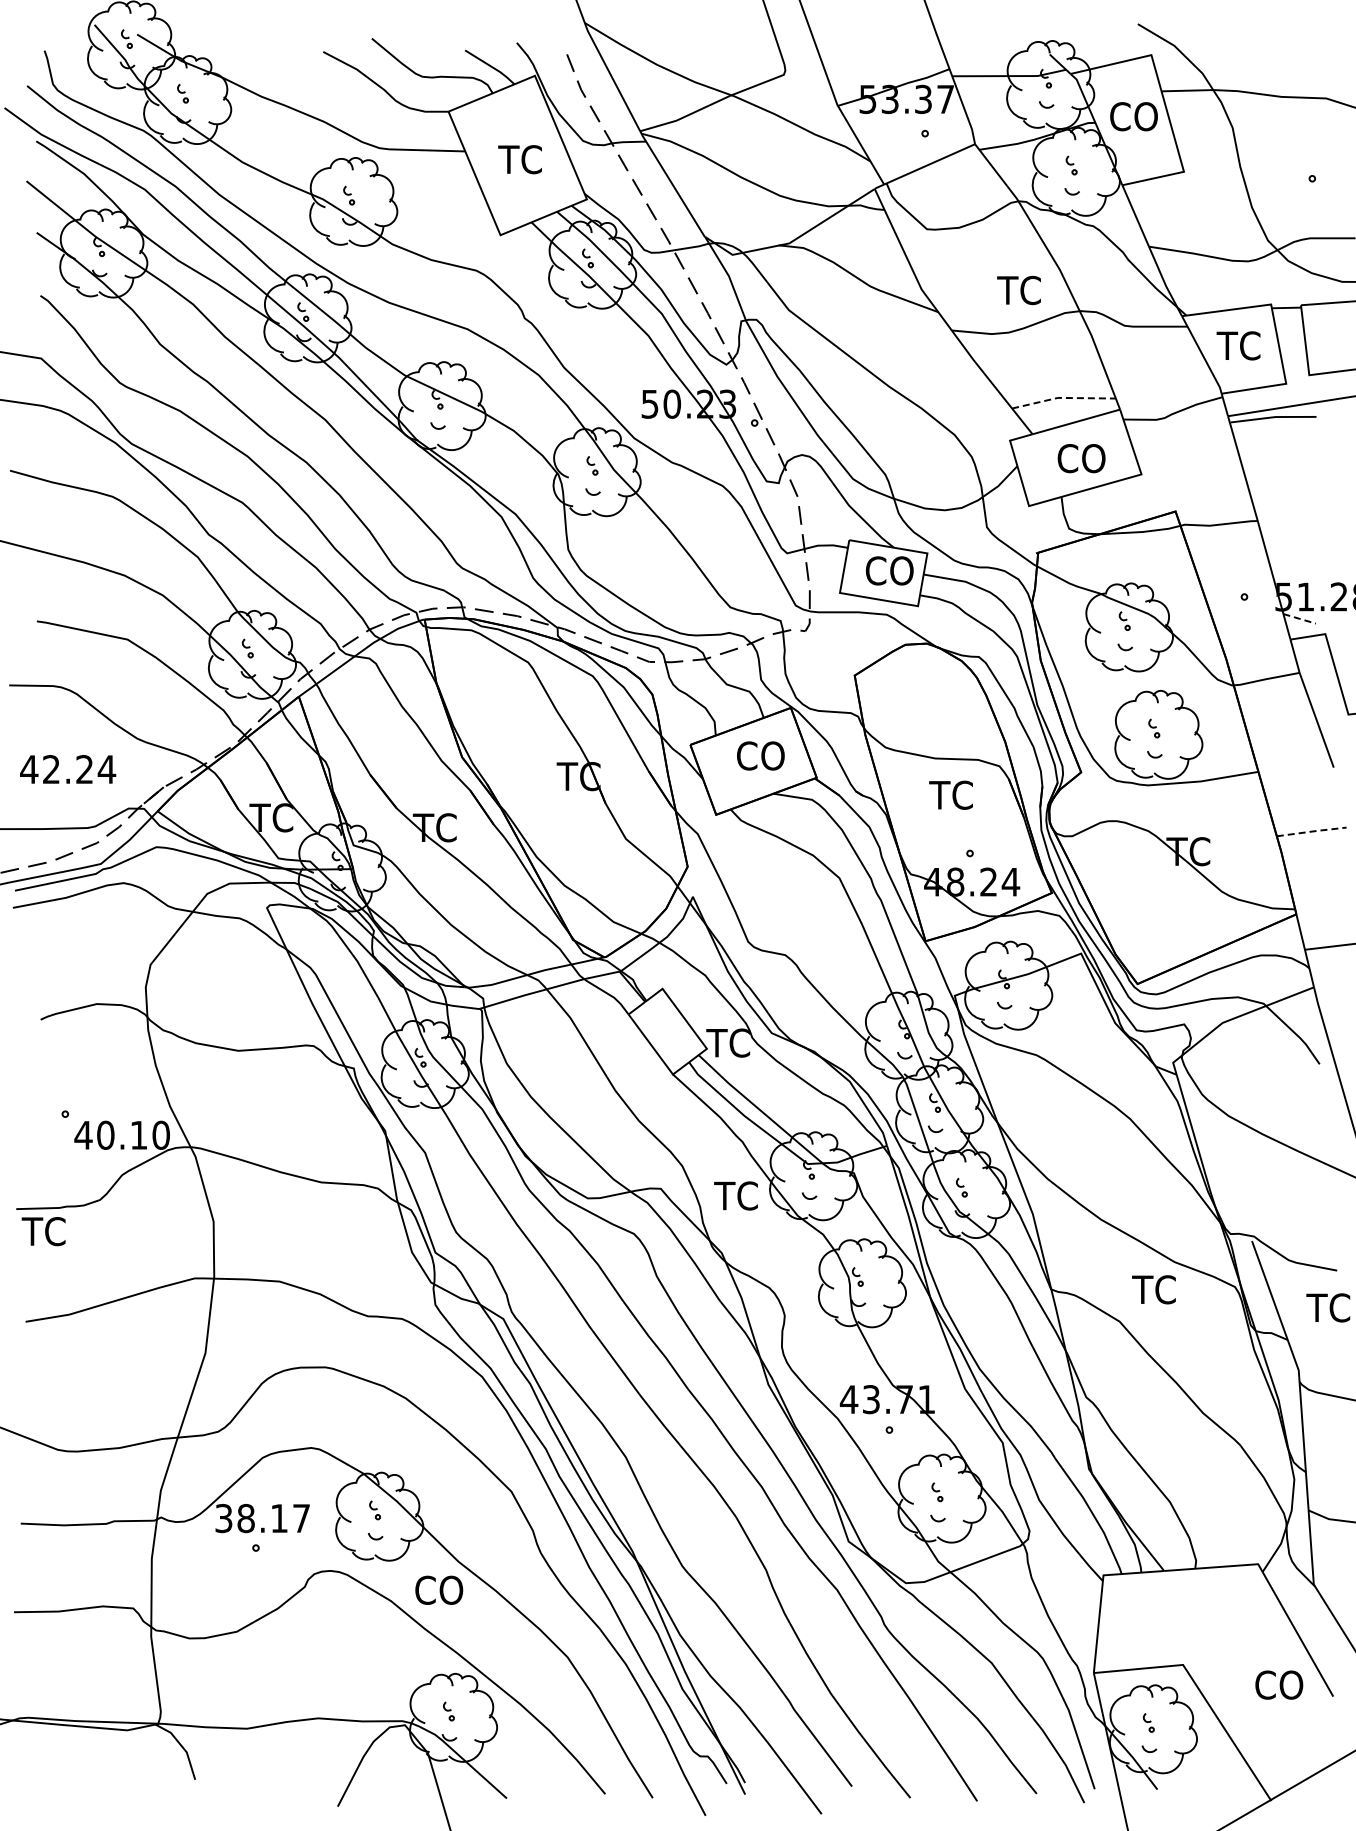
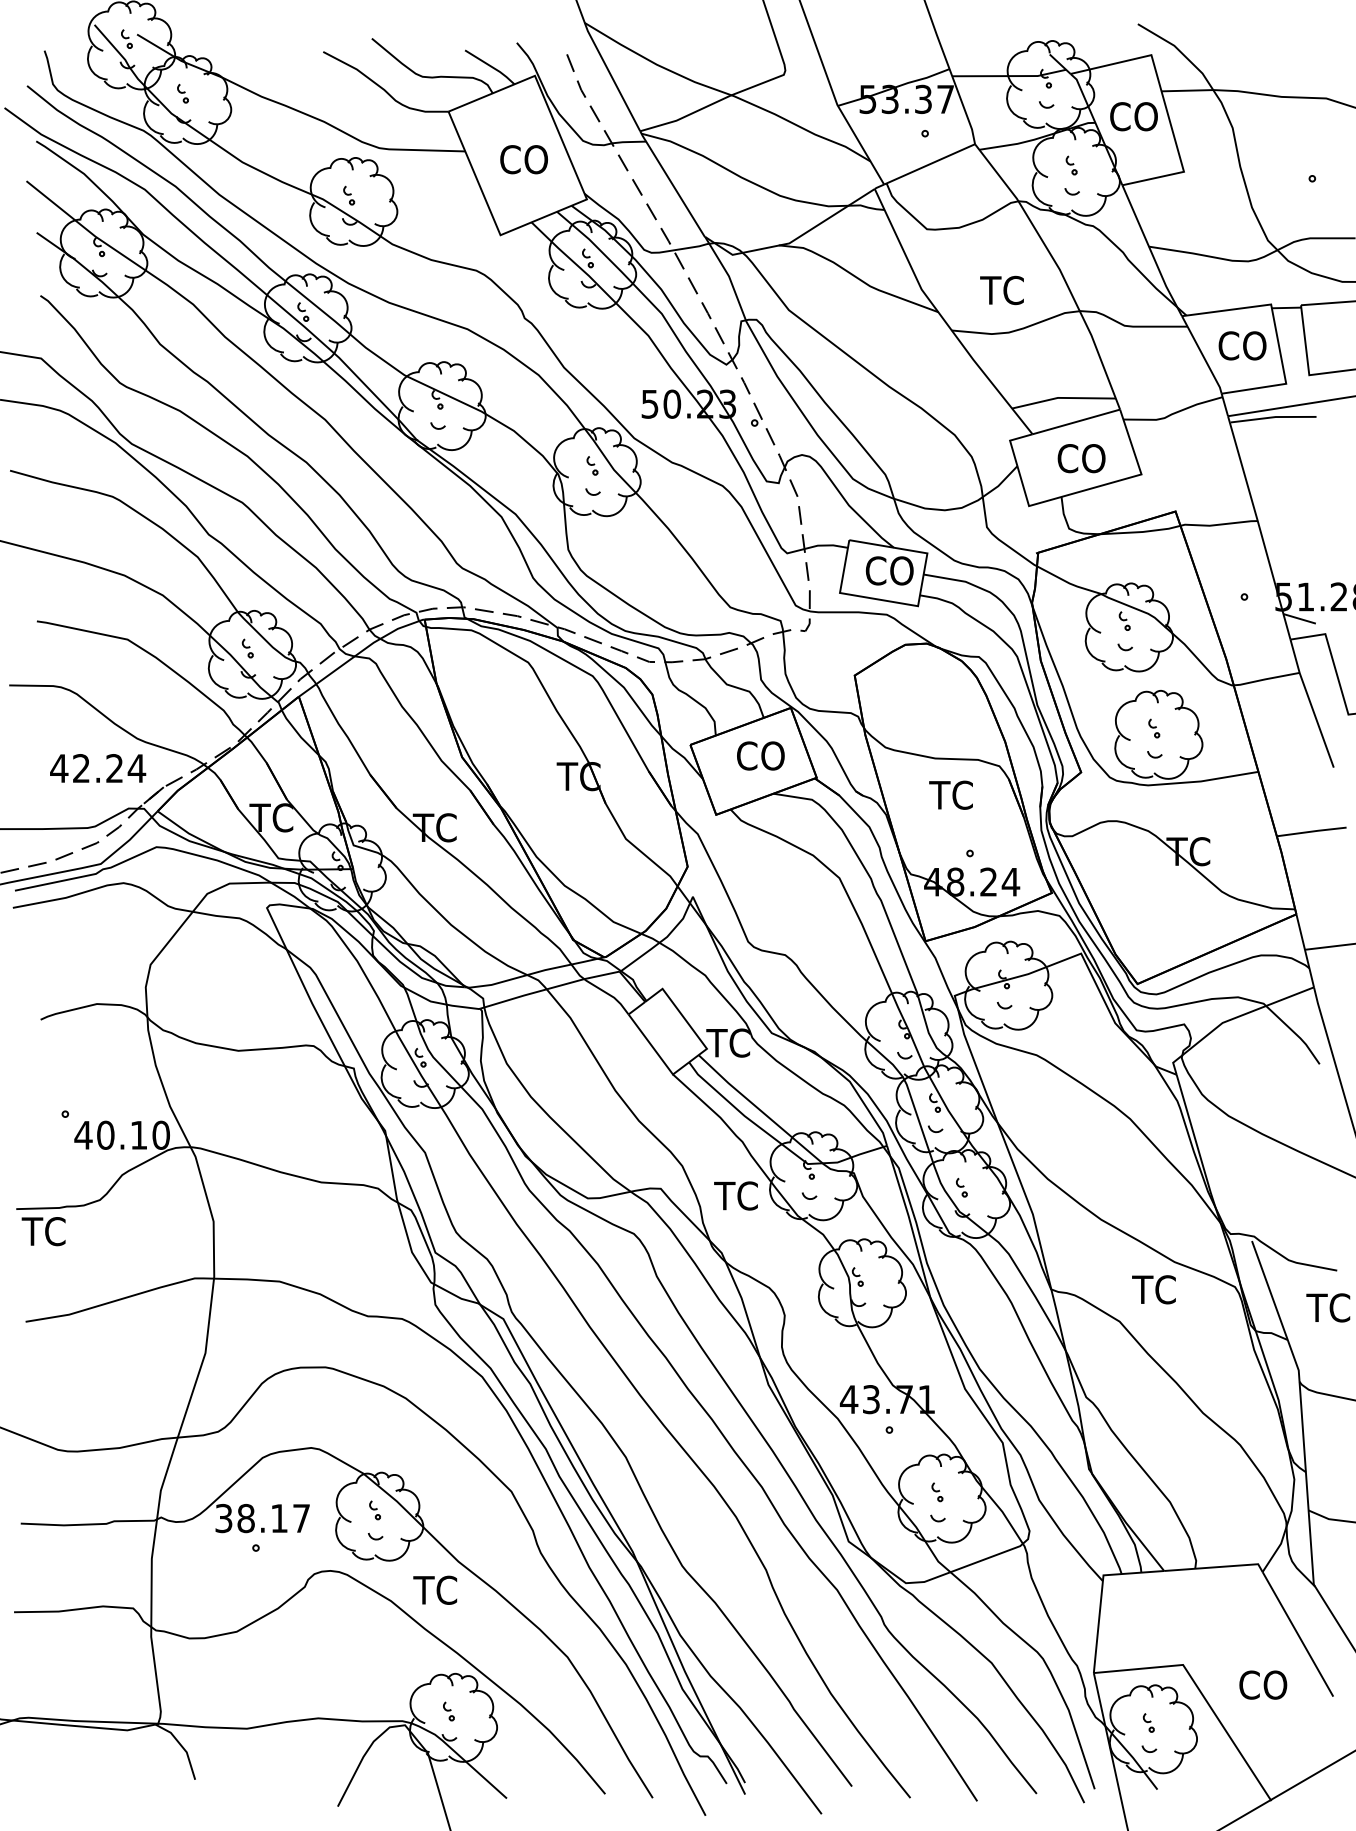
text: TC -> CO (523, 159)
text position: (1018, 290) -> (1001, 290) (1001, 290)
text: TC -> CO (1241, 345)
line: dashed -> solid (1062, 397)
line: dashed -> solid (1299, 618)
text position: (68, 769) -> (98, 768) (98, 768)
line: dashed -> solid (1312, 831)
text: CO -> TC (438, 1589)
text position: (1279, 1684) -> (1263, 1684) (1263, 1684)
